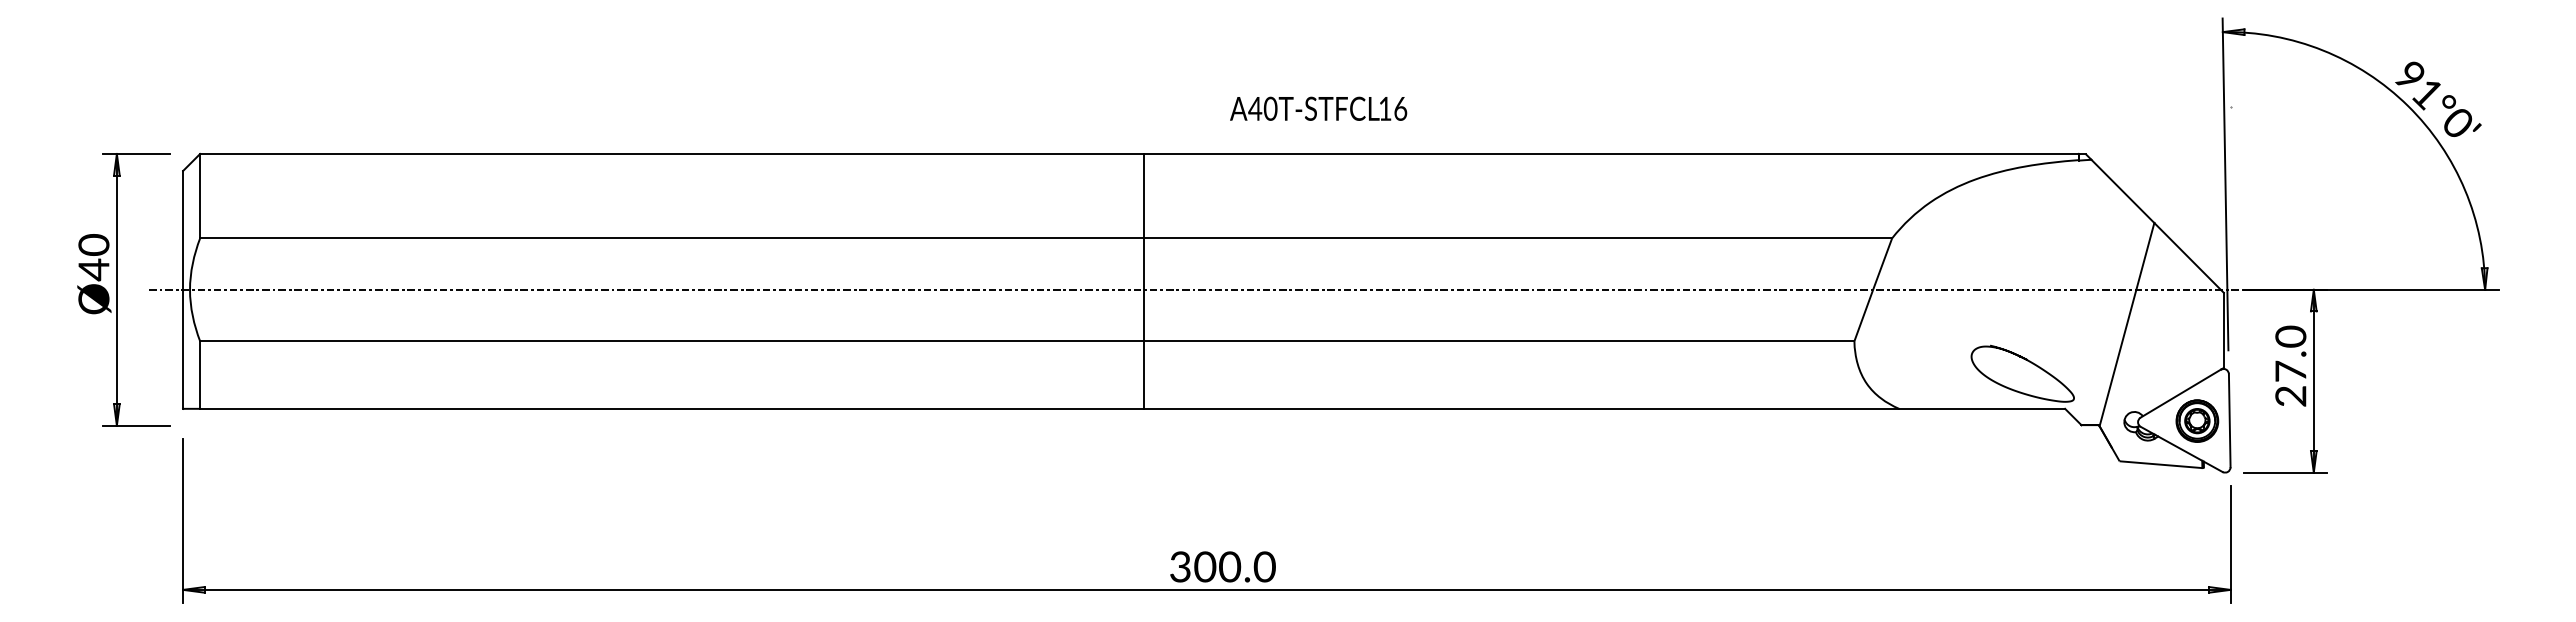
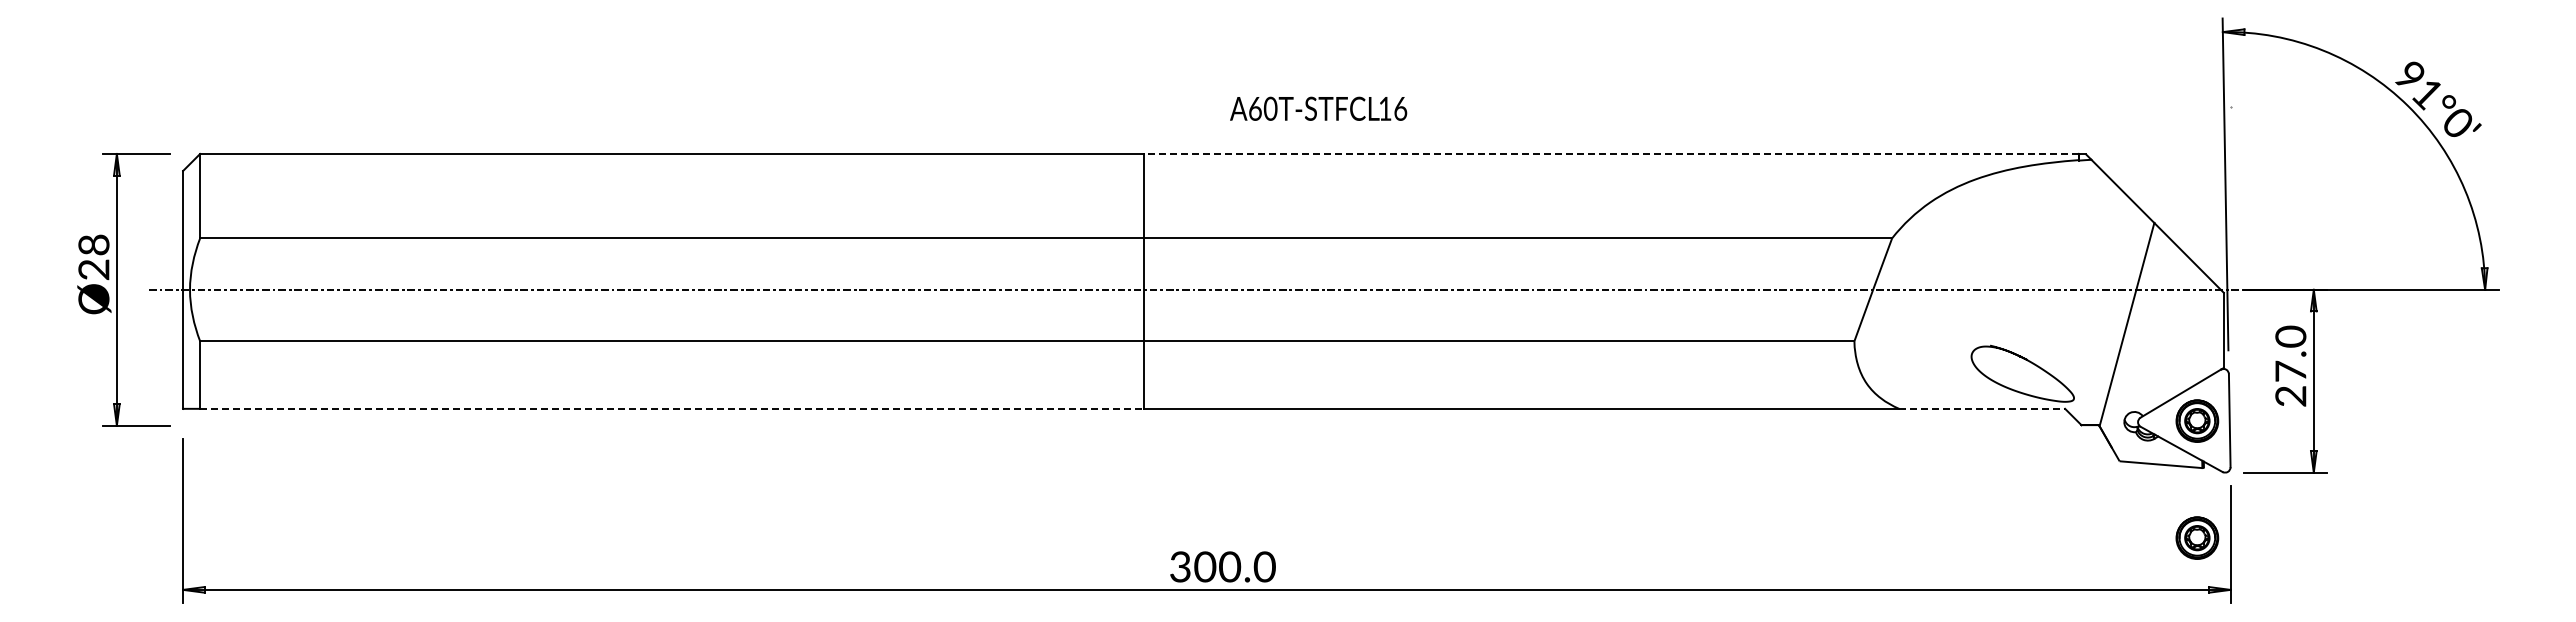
text: A40T-STFCL -> A60T-STFCL (1255, 108)
line: solid -> dashed (1611, 153)
text: Ø40 -> Ø28 (93, 257)
line: solid -> dashed (671, 408)
line: solid -> dashed (1982, 408)
part: none -> present (2197, 537)
